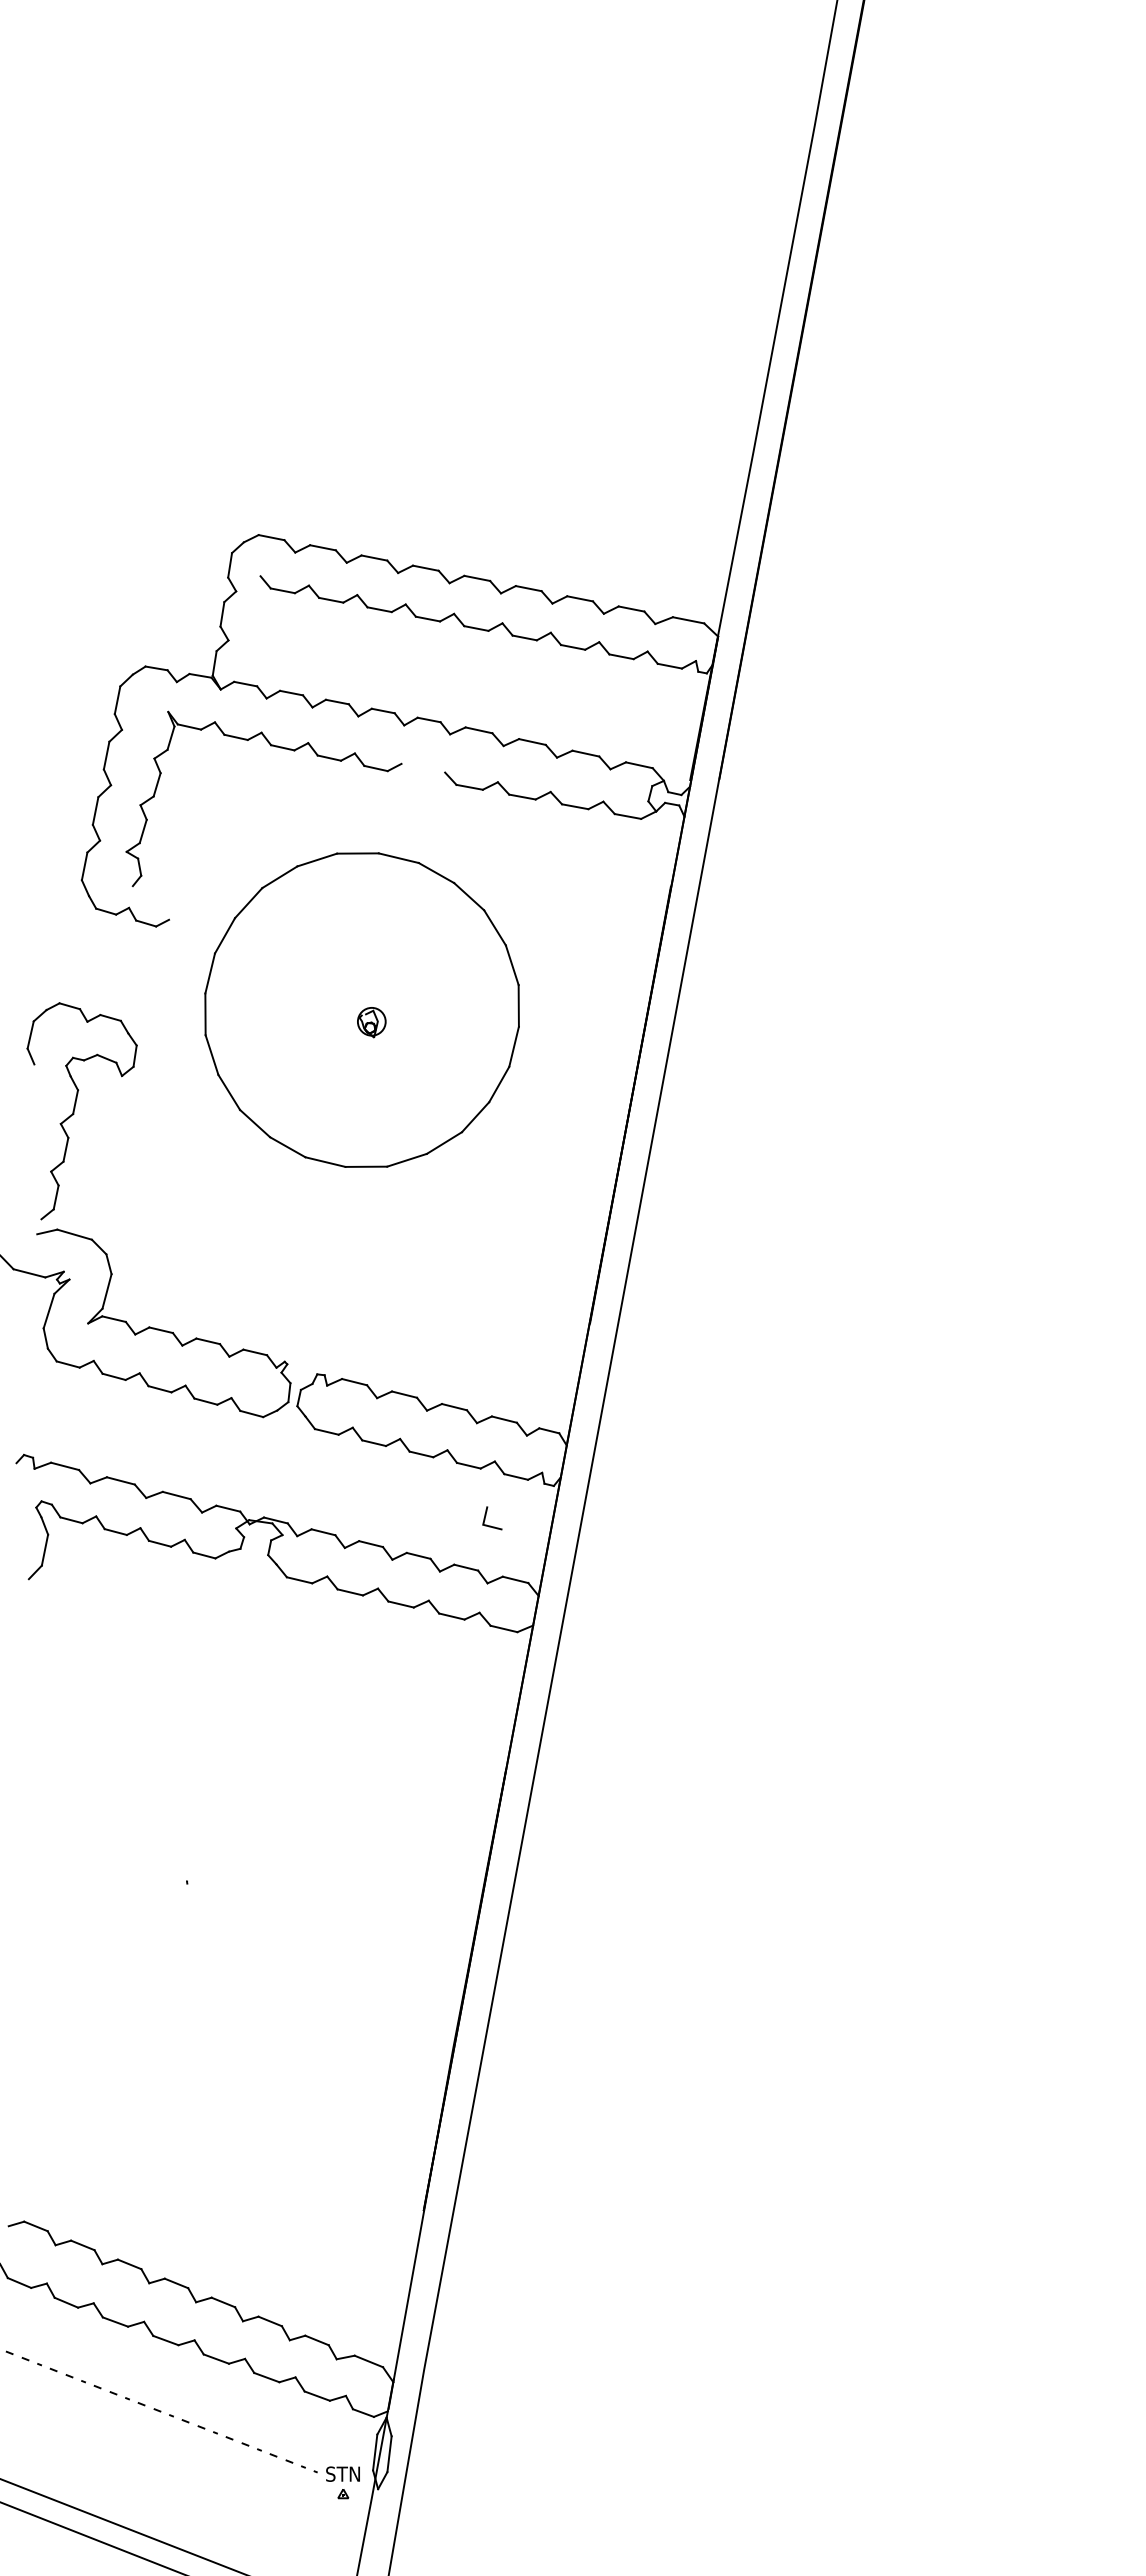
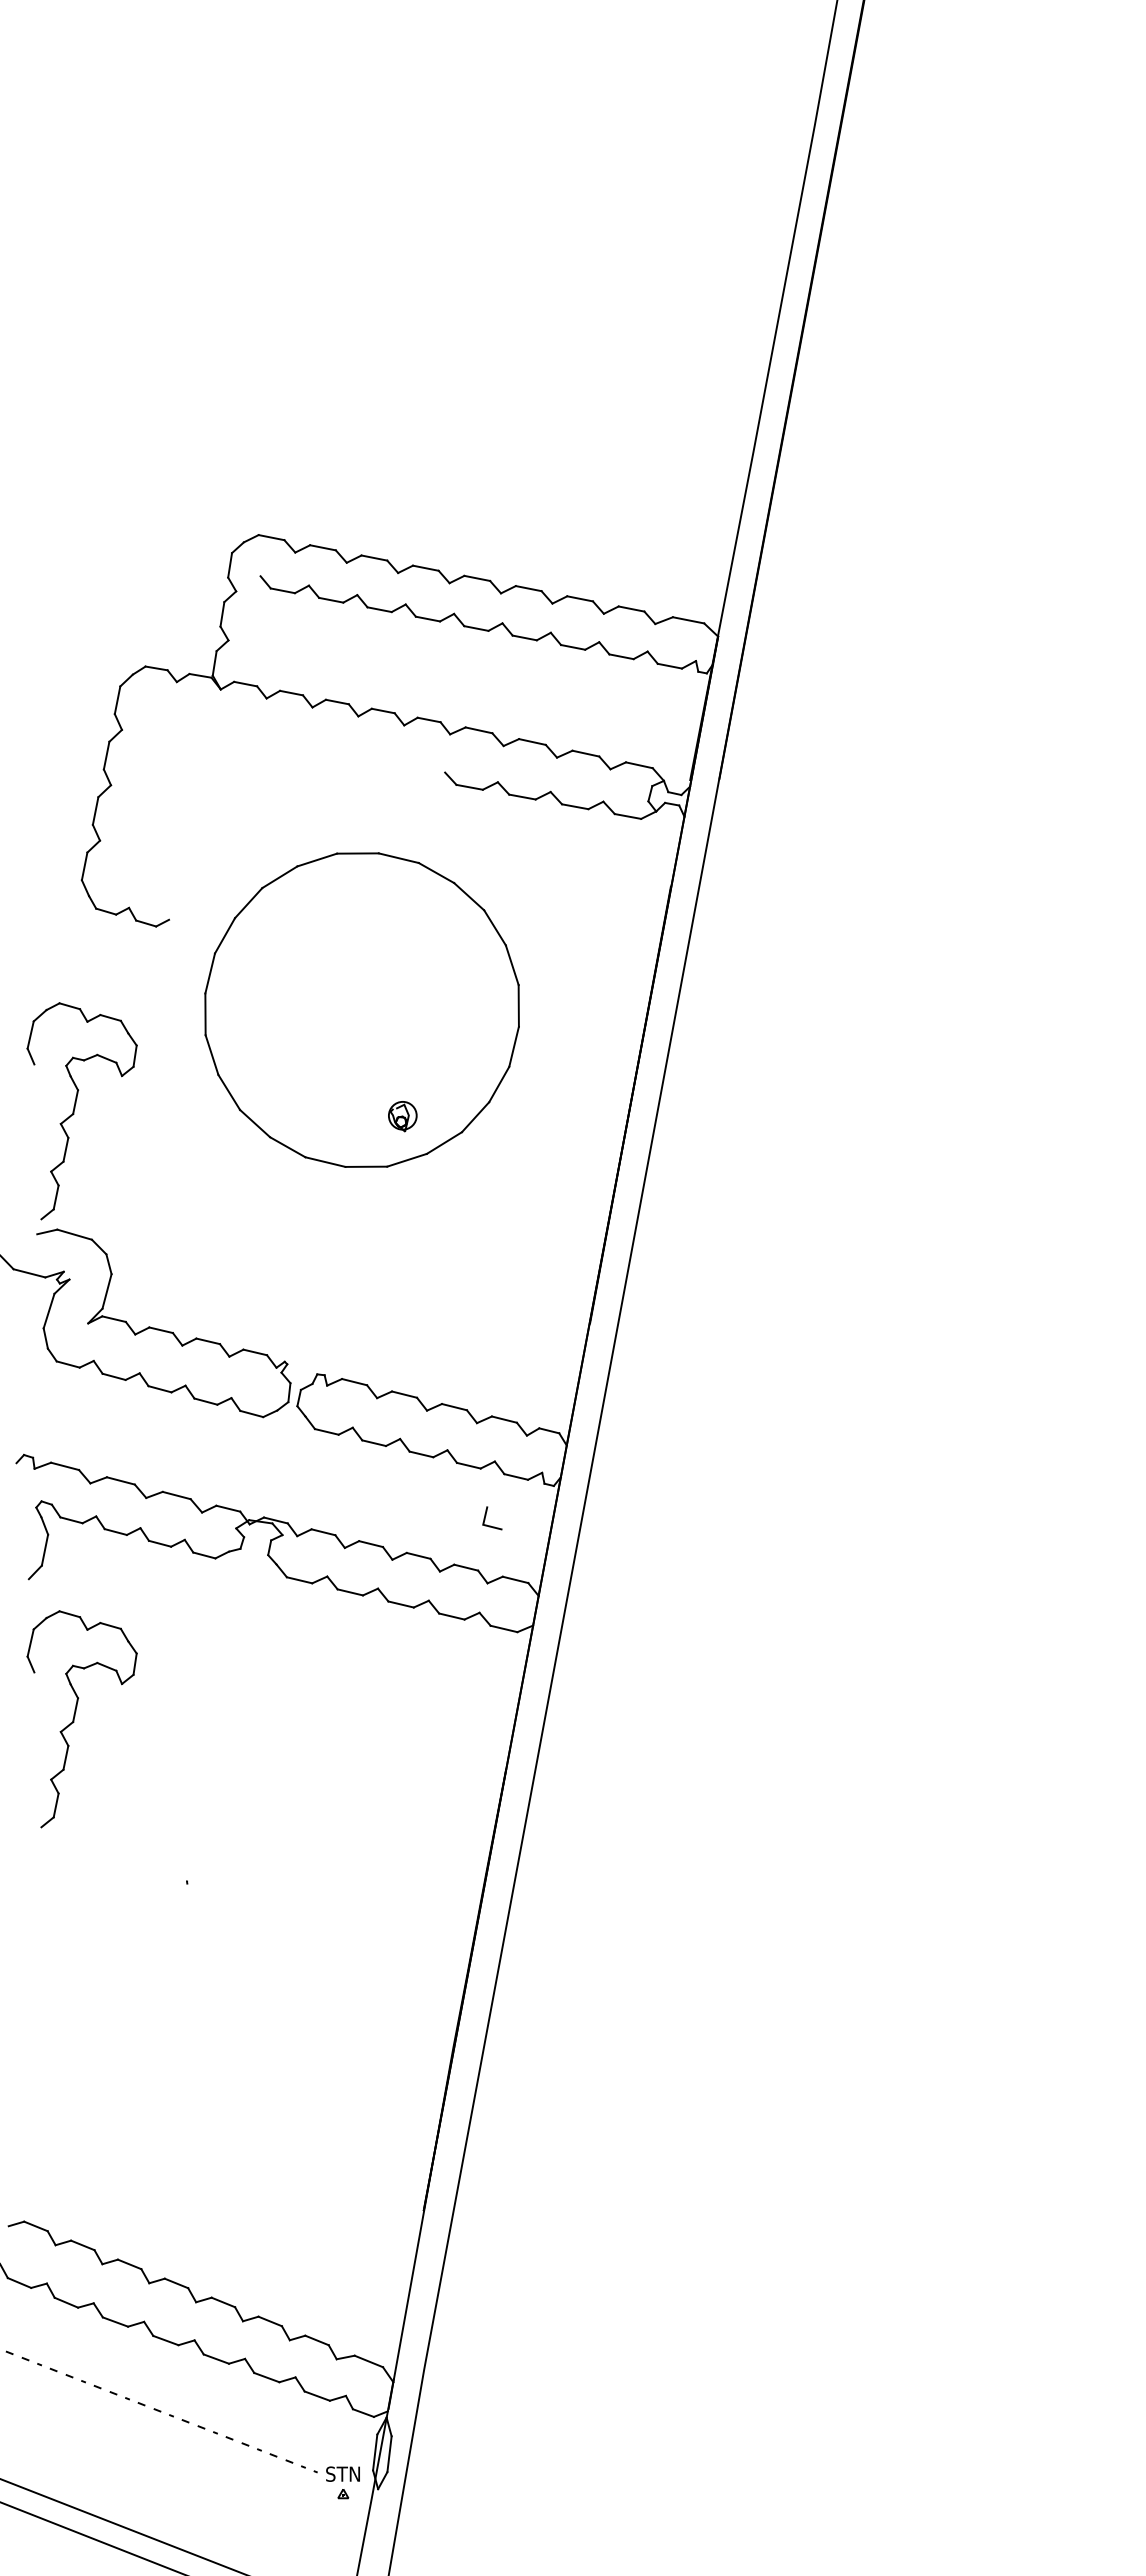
part: present -> none (275, 747)
part position: (371, 1022) -> (402, 1116) (402, 1116)
part: none -> present (75, 1716)
